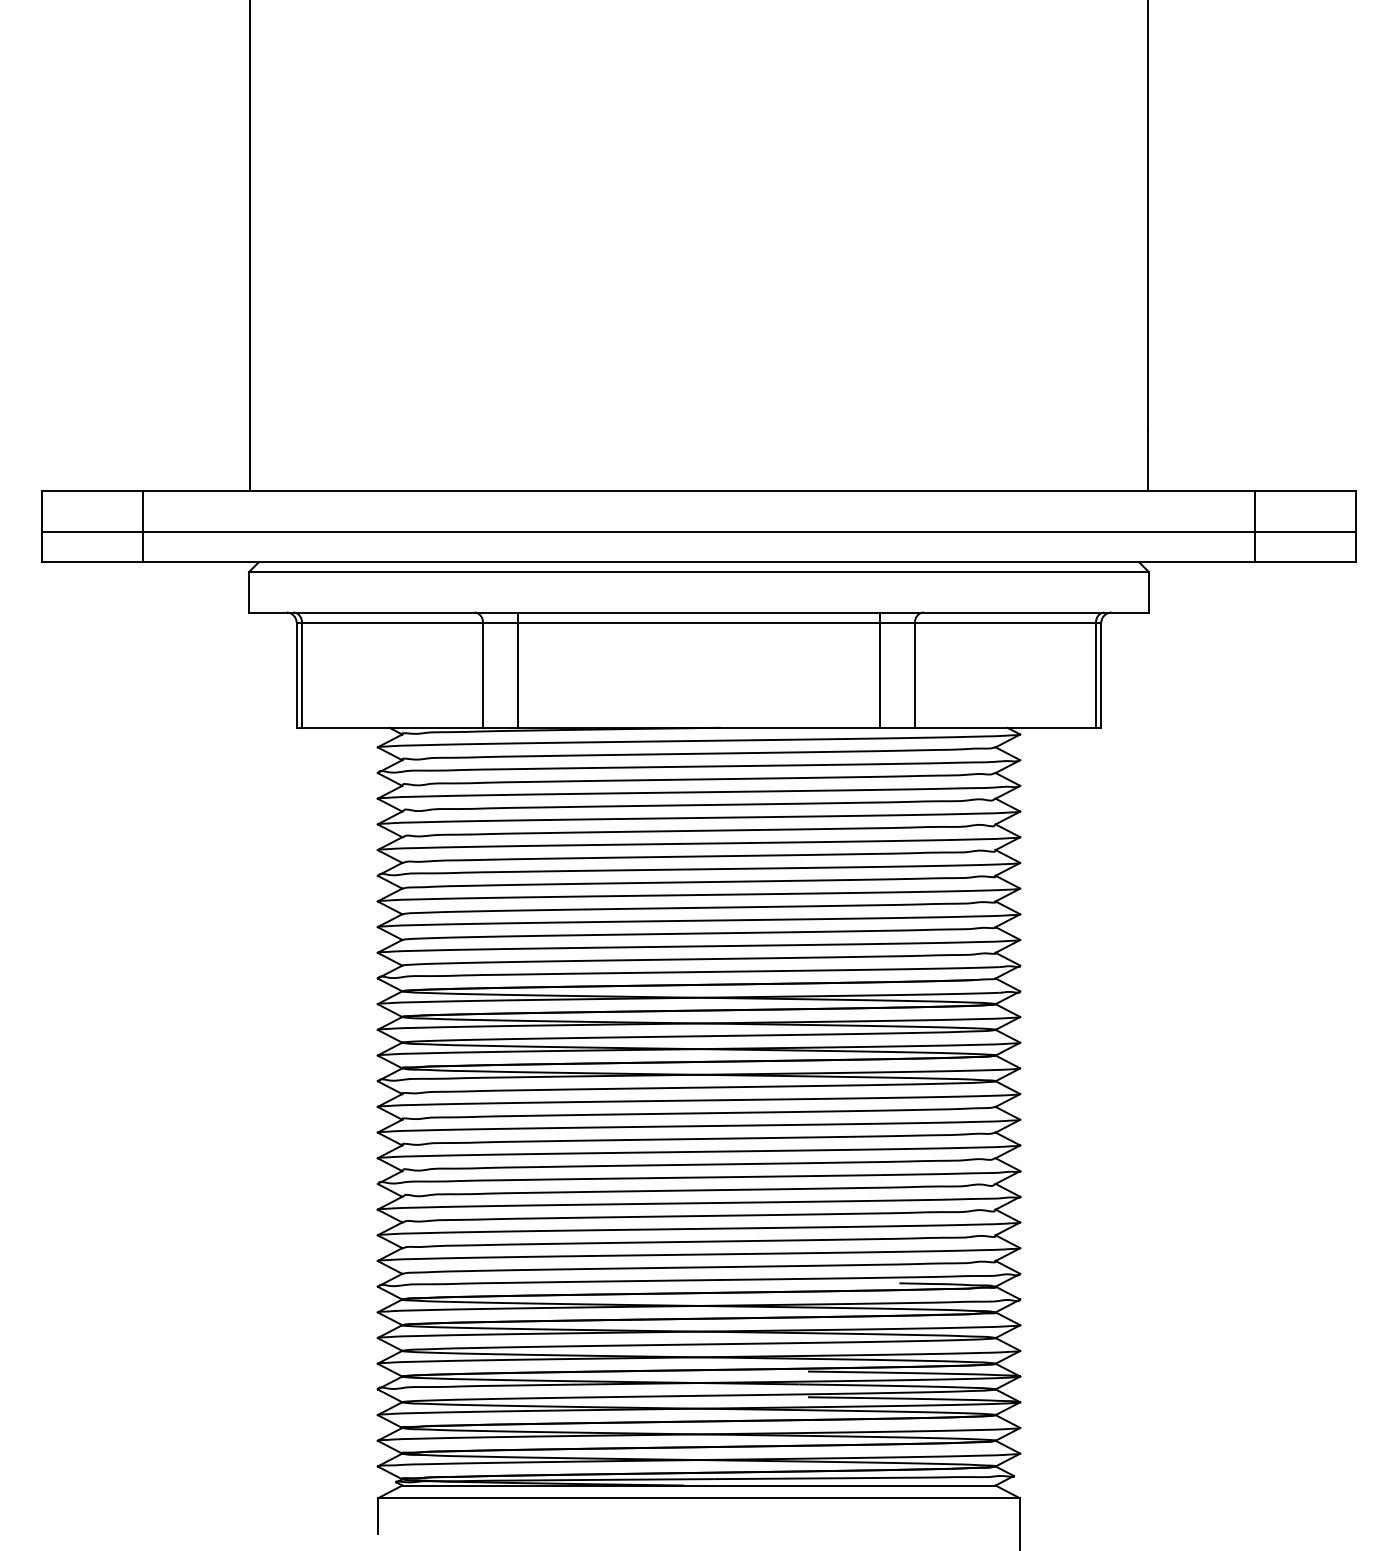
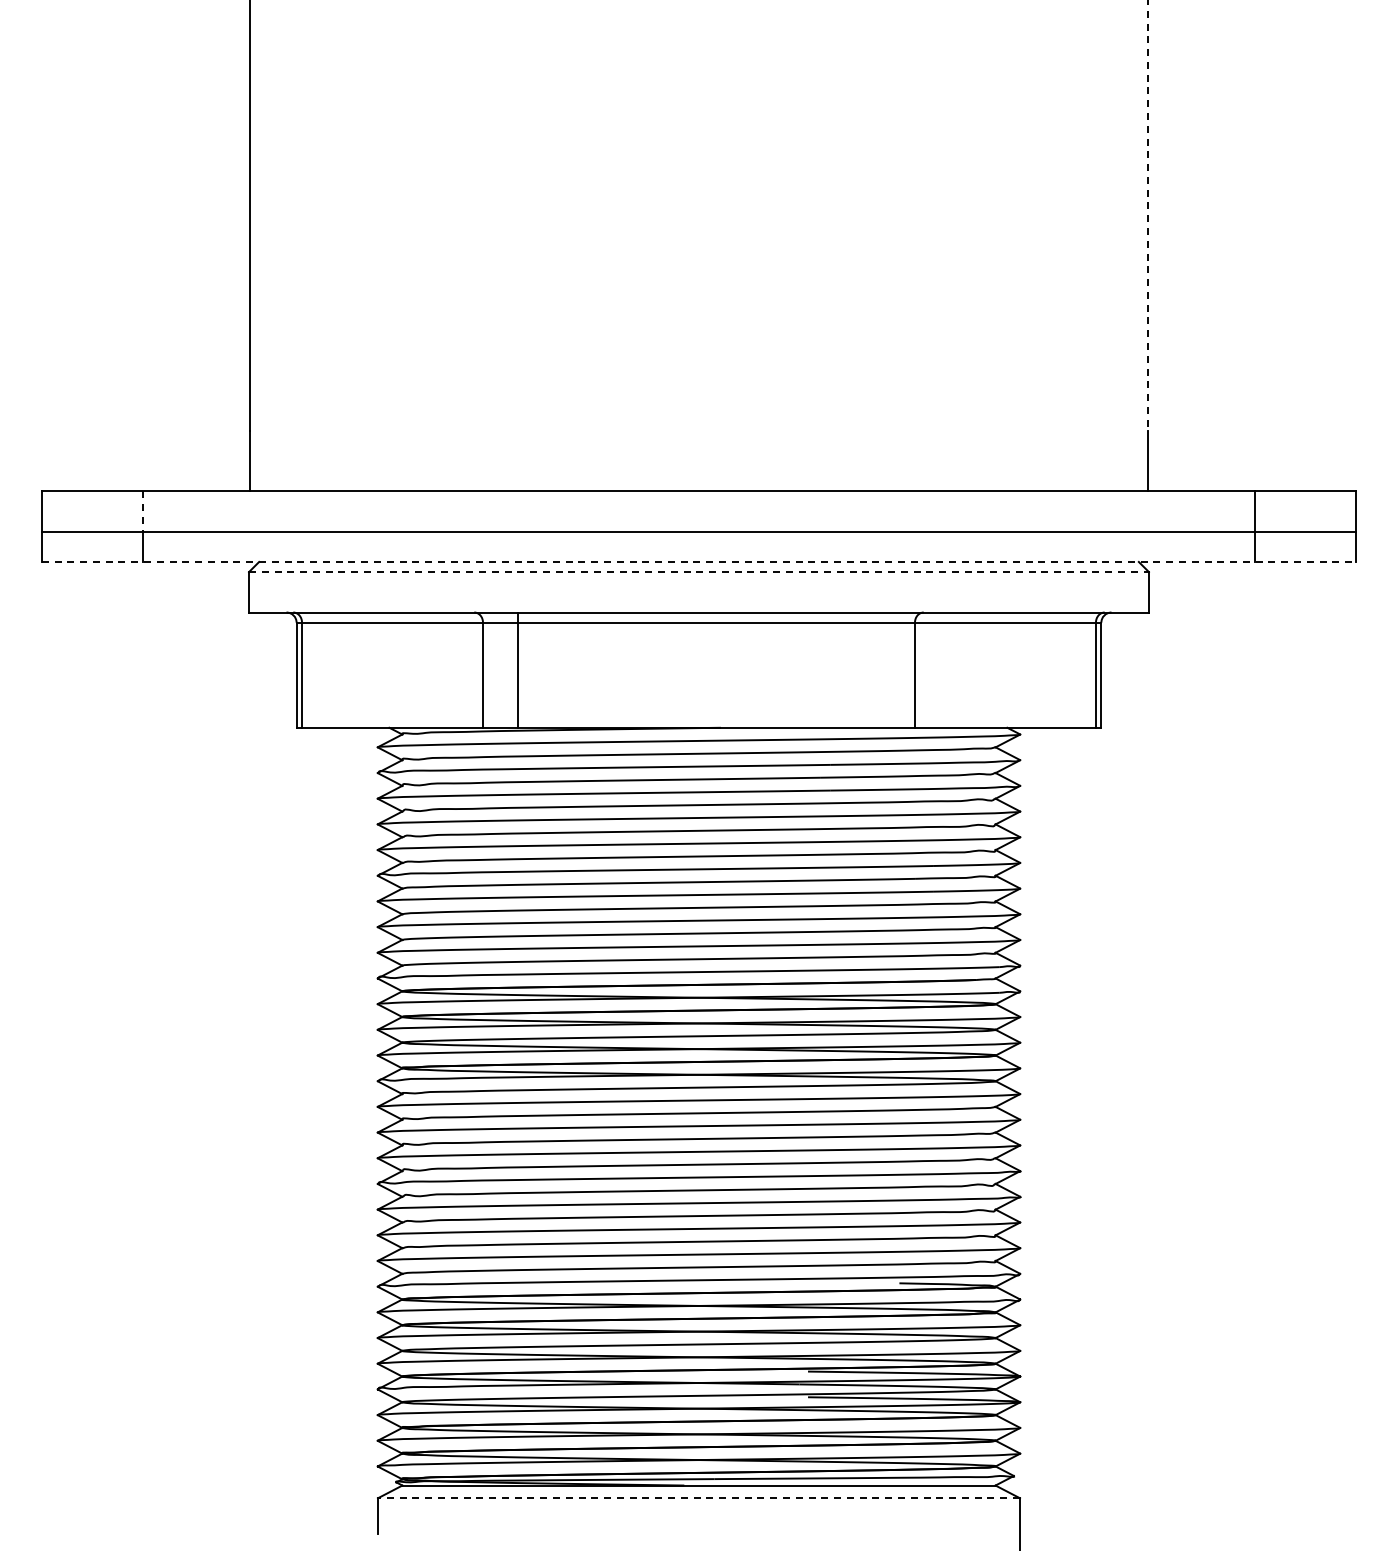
line: solid -> dashed (1147, 215)
line: solid -> dashed (142, 511)
line: solid -> dashed (699, 561)
line: solid -> dashed (699, 572)
line: present -> none (879, 669)
line: solid -> dashed (698, 1498)
